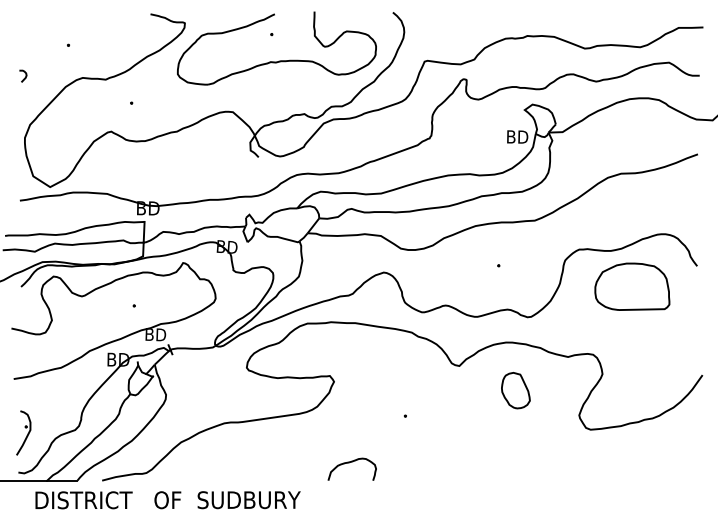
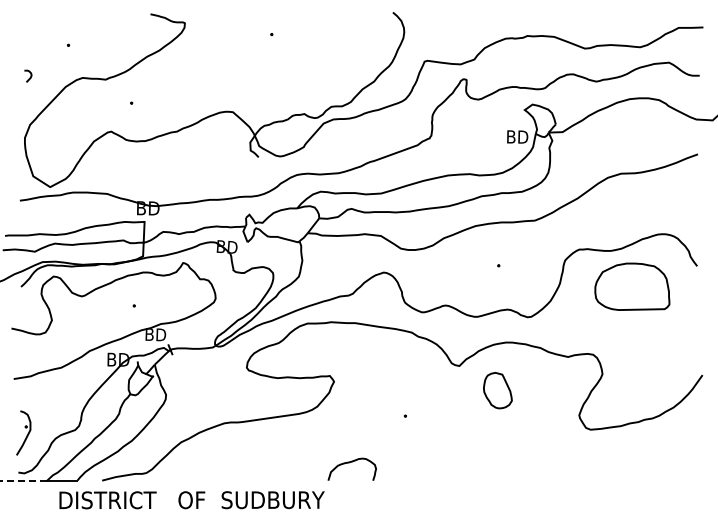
part: present -> none (279, 60)
curve position: (25, 75) -> (30, 75) (30, 75)
part position: (515, 390) -> (497, 390) (497, 390)
line: solid -> dashed (23, 480)
text position: (167, 500) -> (191, 500) (191, 500)
